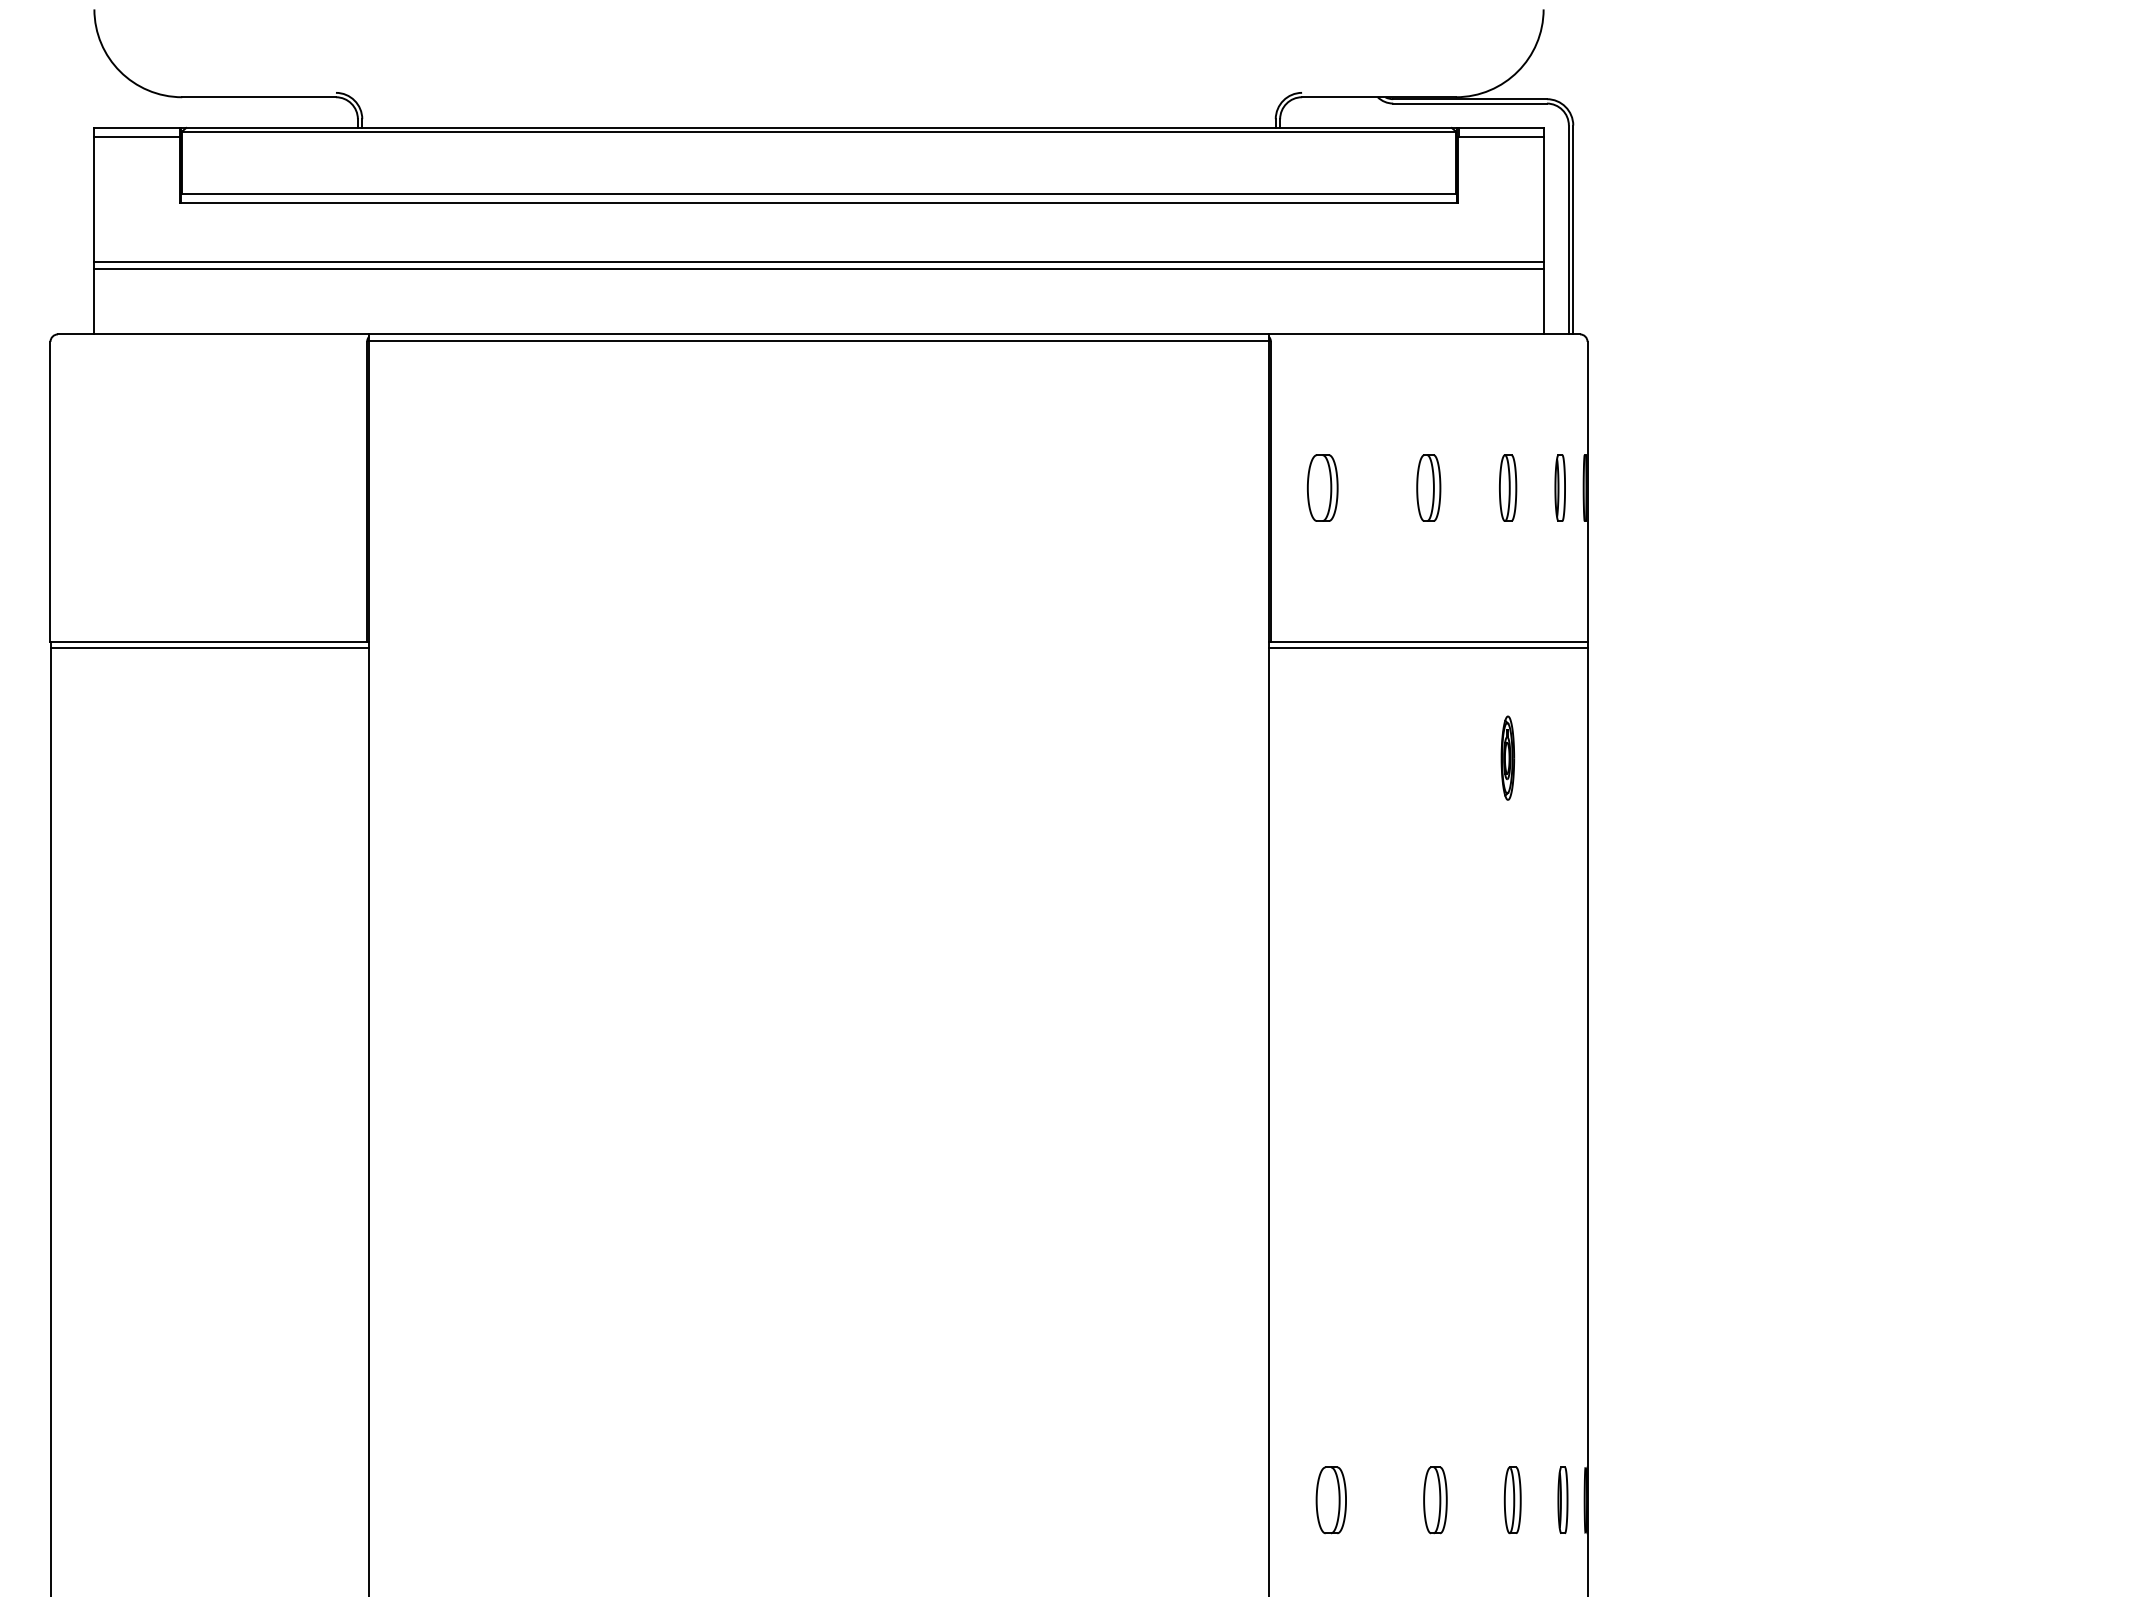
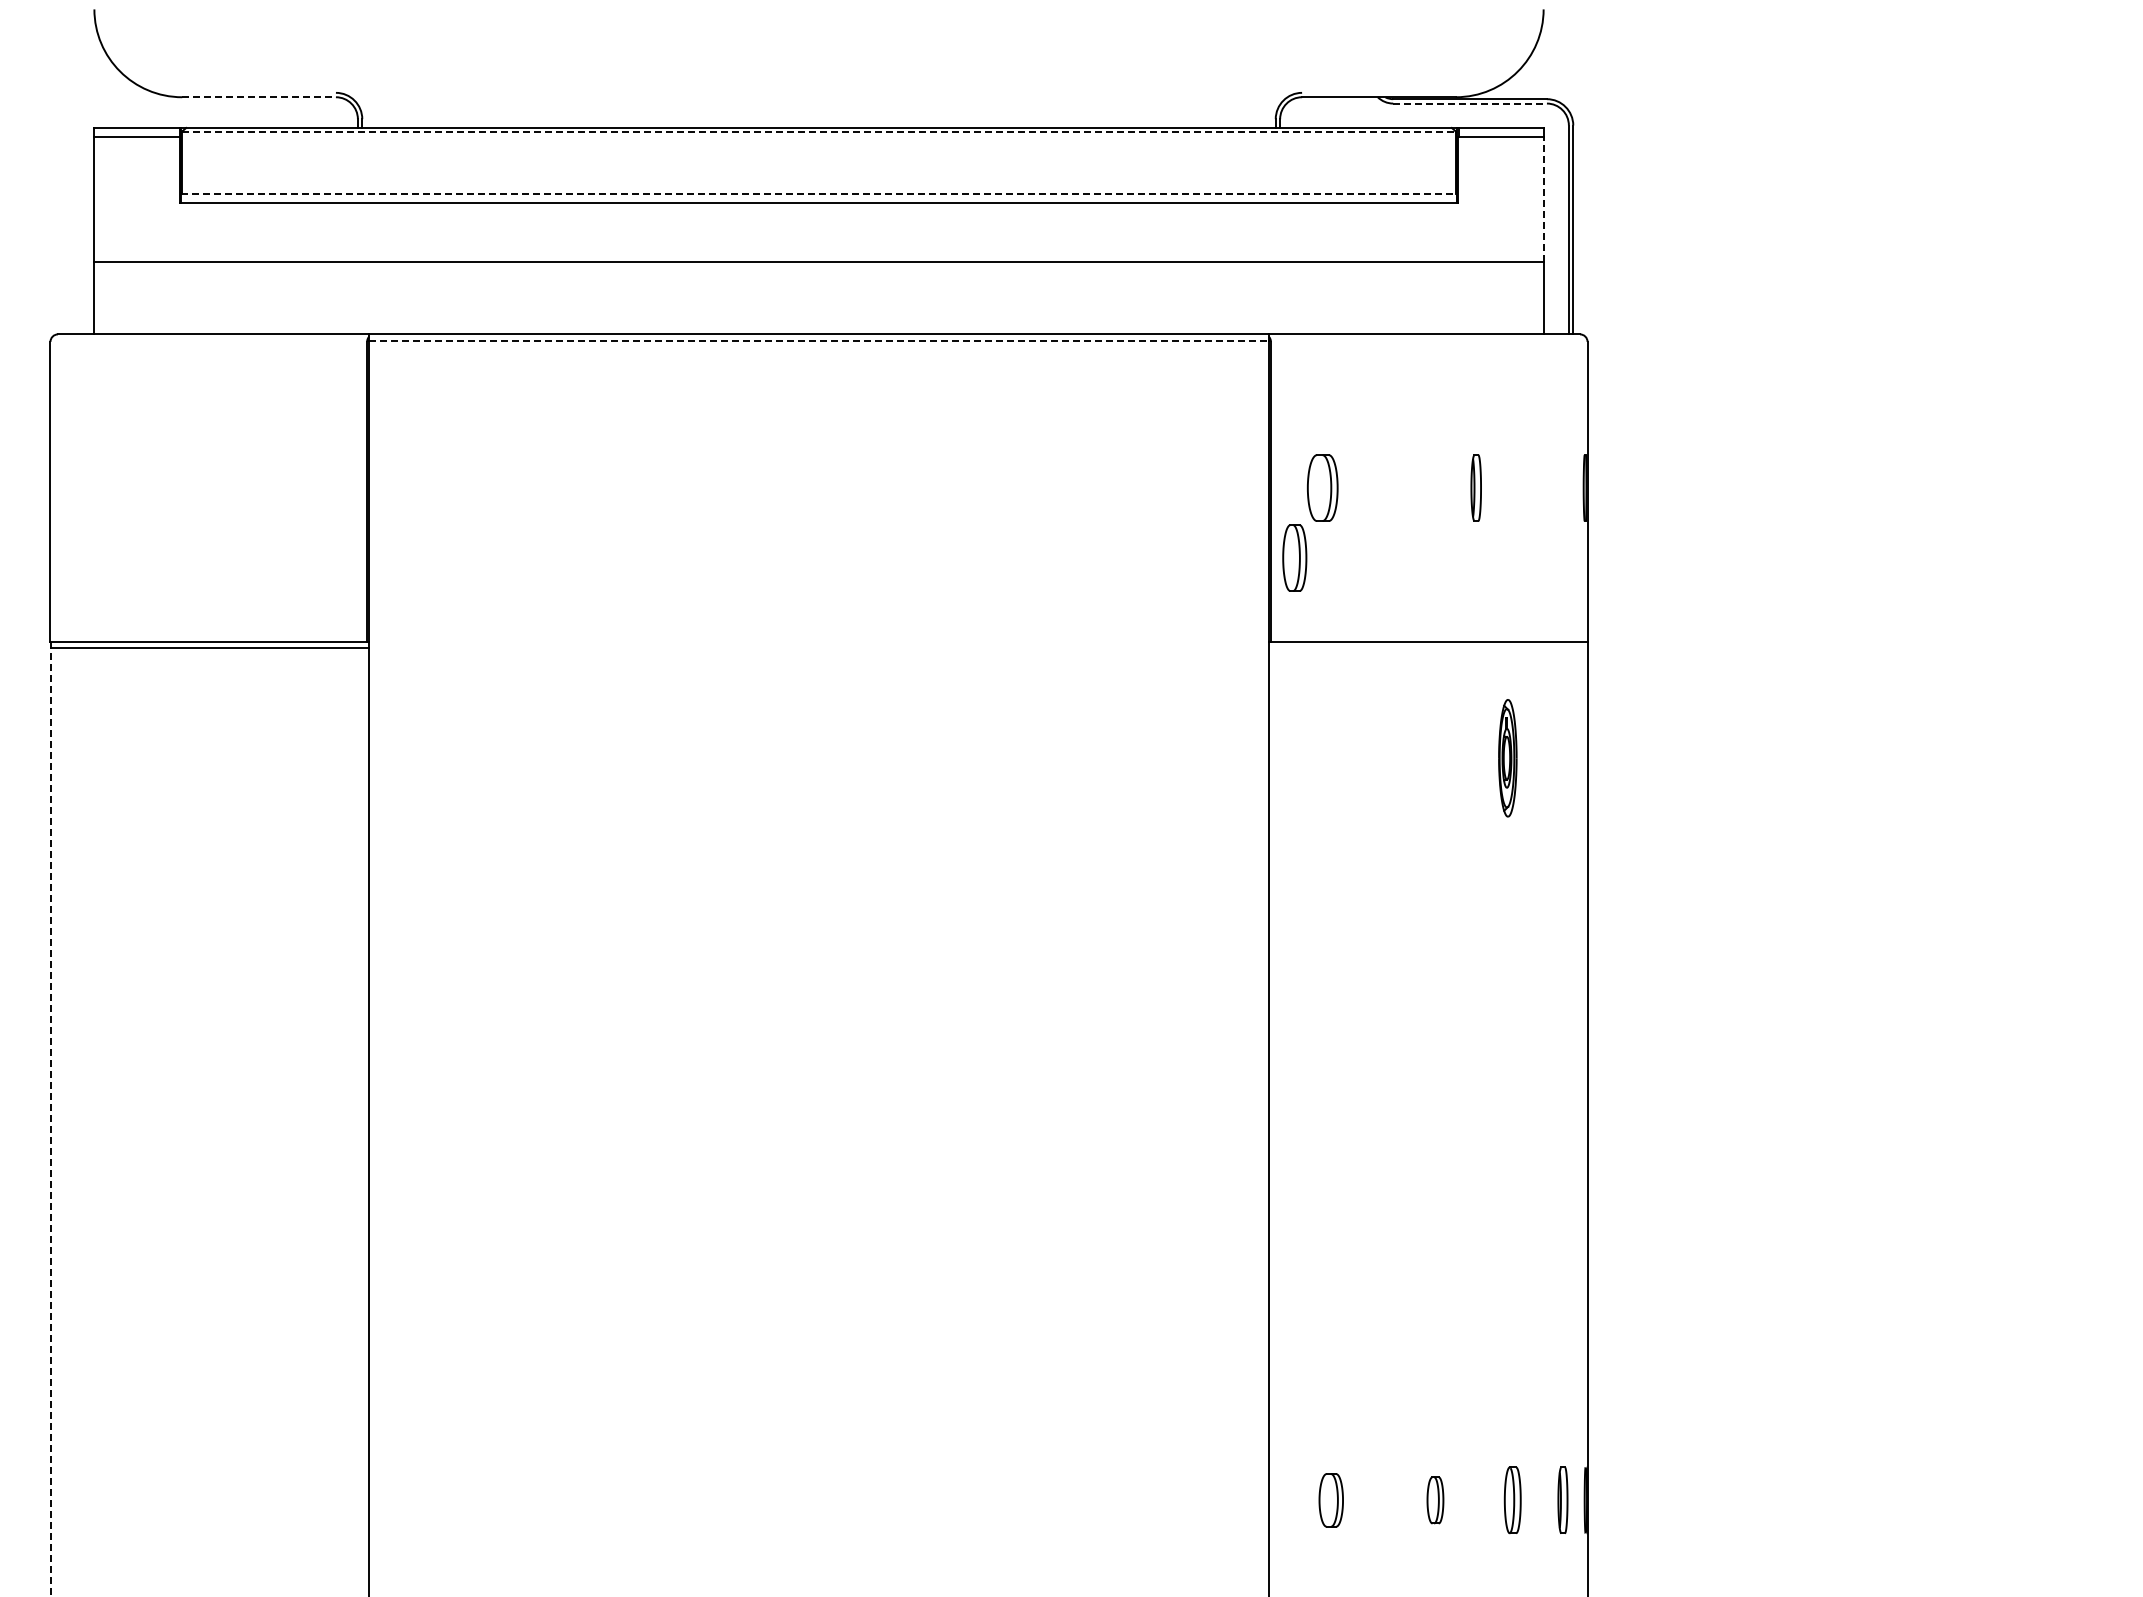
line: solid -> dashed (259, 97)
line: solid -> dashed (1470, 103)
line: solid -> dashed (819, 132)
line: solid -> dashed (819, 193)
line: solid -> dashed (1543, 199)
line: present -> none (818, 268)
line: solid -> dashed (819, 340)
part position: (1428, 487) -> (1294, 557) (1294, 557)
part: present -> none (1508, 487)
part position: (1559, 487) -> (1475, 487) (1475, 487)
line: present -> none (1427, 648)
part size: 16x86 px -> 20x119 px (1507, 758)
line: solid -> dashed (50, 1119)
part size: 32x69 px -> 26x55 px (1330, 1500)
part size: 25x69 px -> 19x49 px (1435, 1500)
